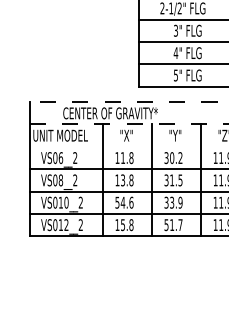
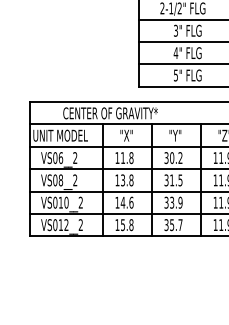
line: dashed -> solid (129, 102)
line: dashed -> solid (129, 124)
line: none -> present (127, 146)
text: 54.6 -> 14.6 (117, 202)
text: 51.7 -> 35.7 (169, 225)
